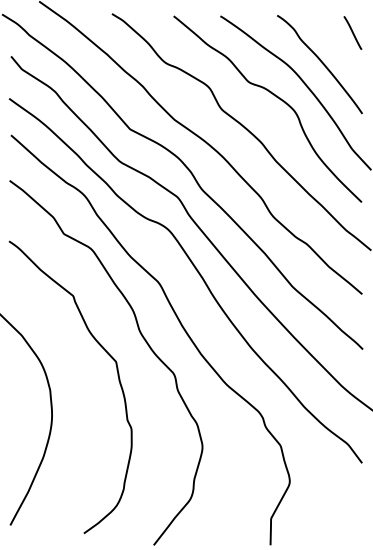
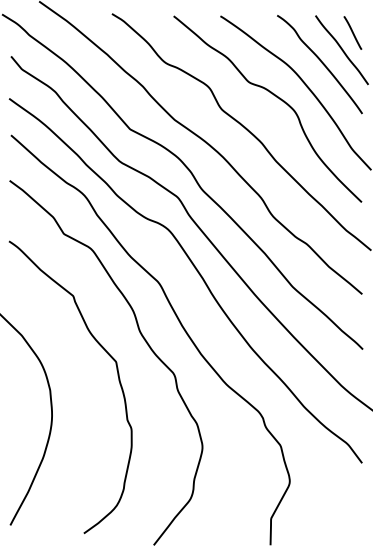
curve: none -> present (341, 50)
